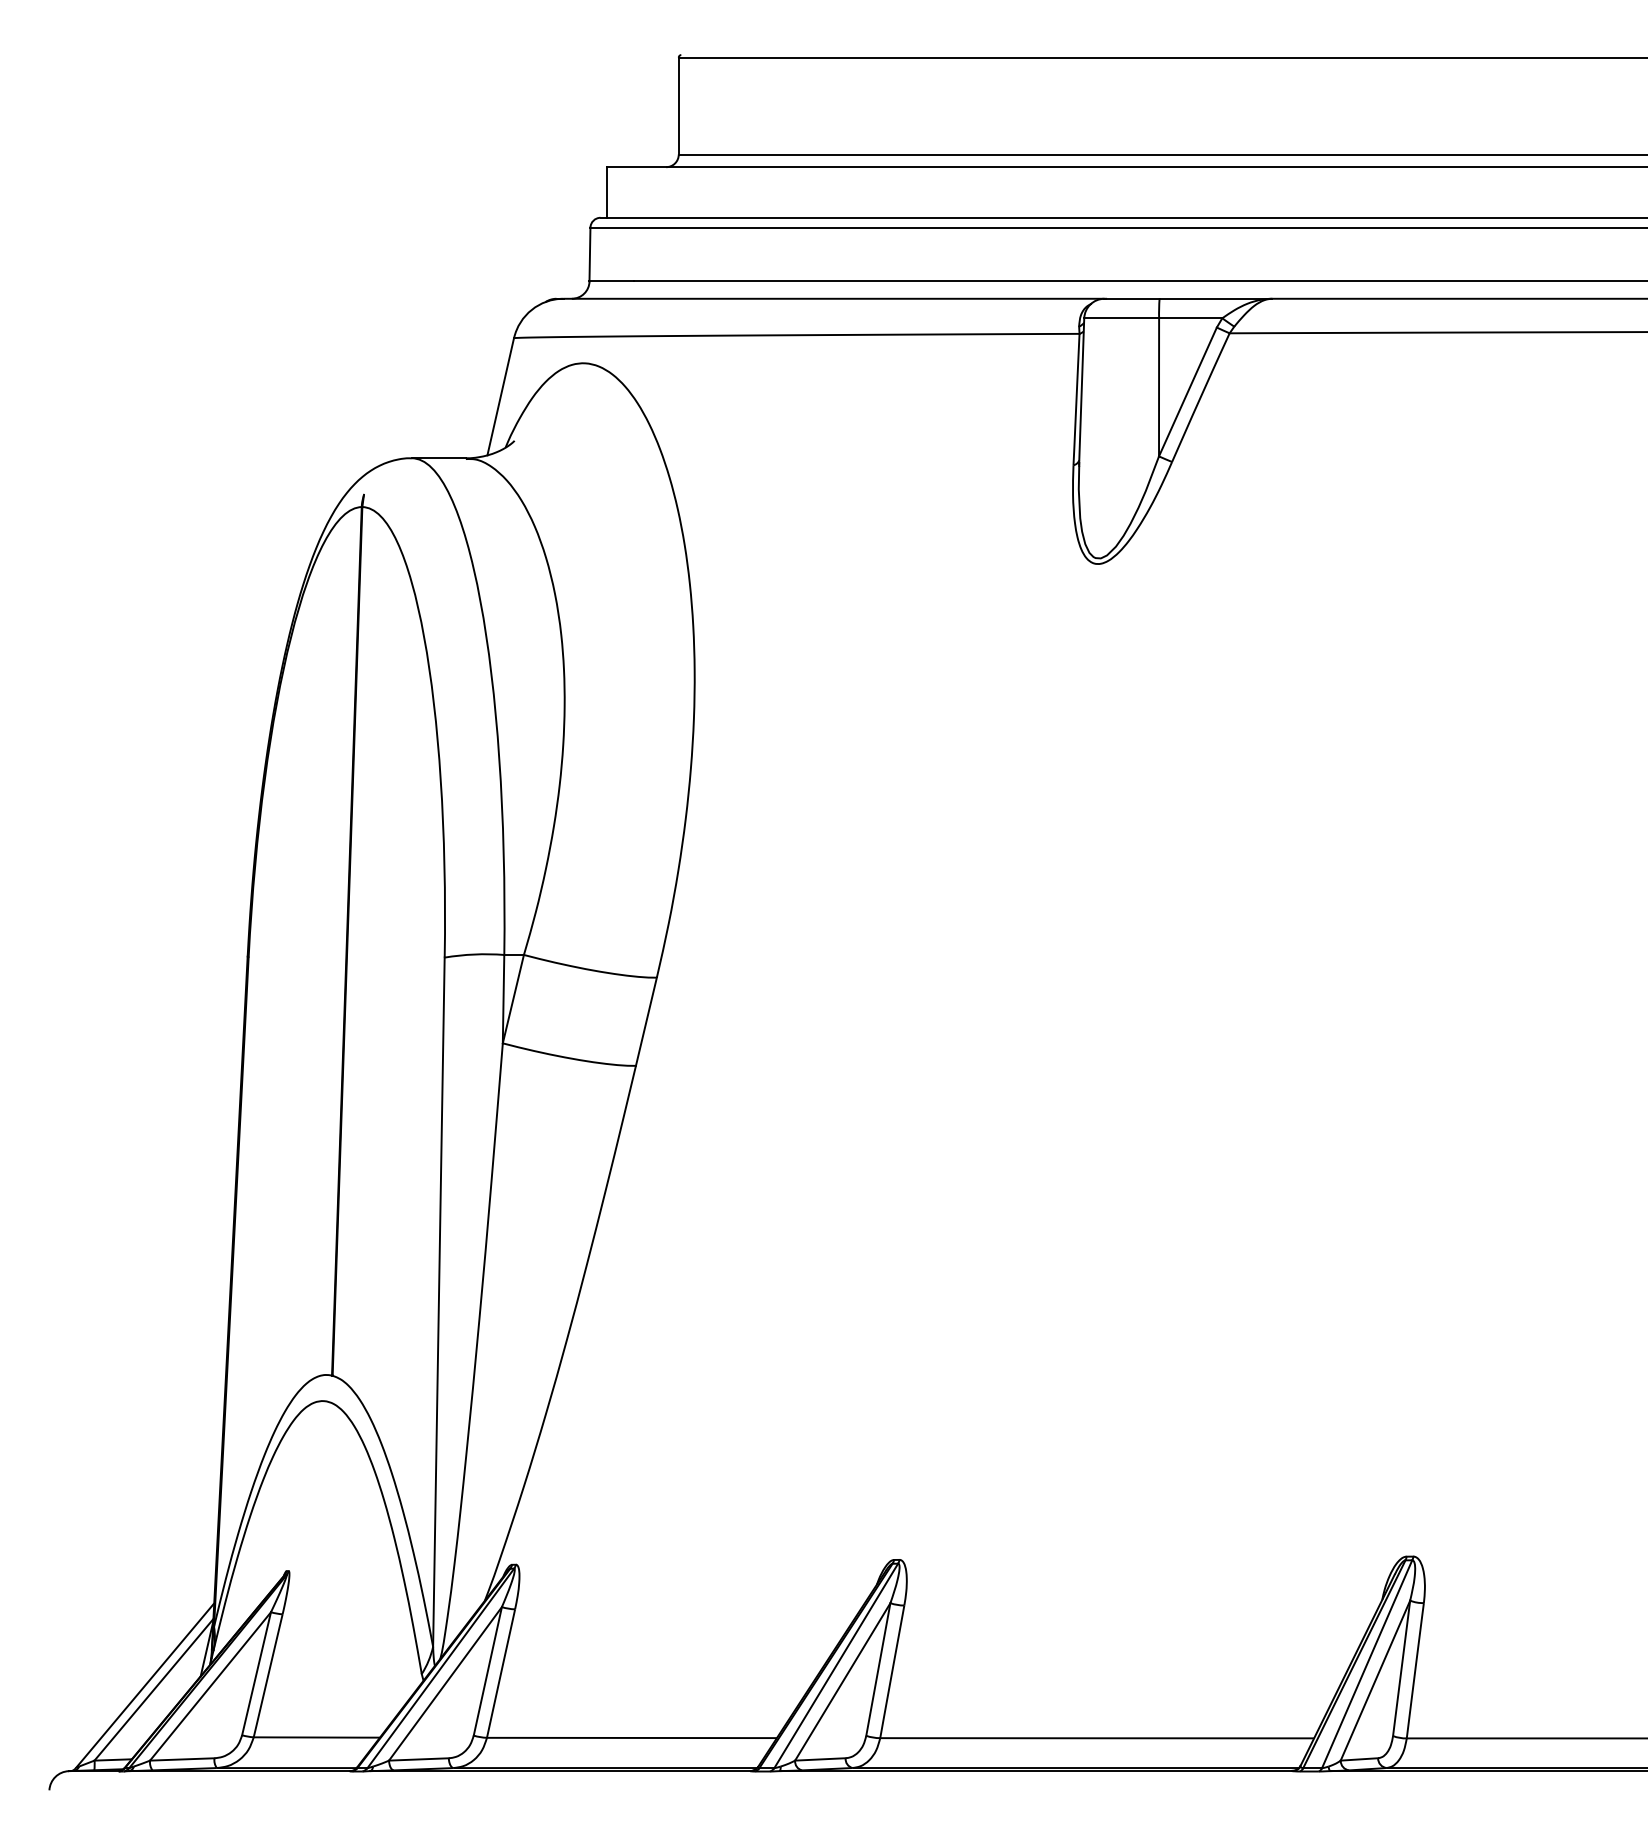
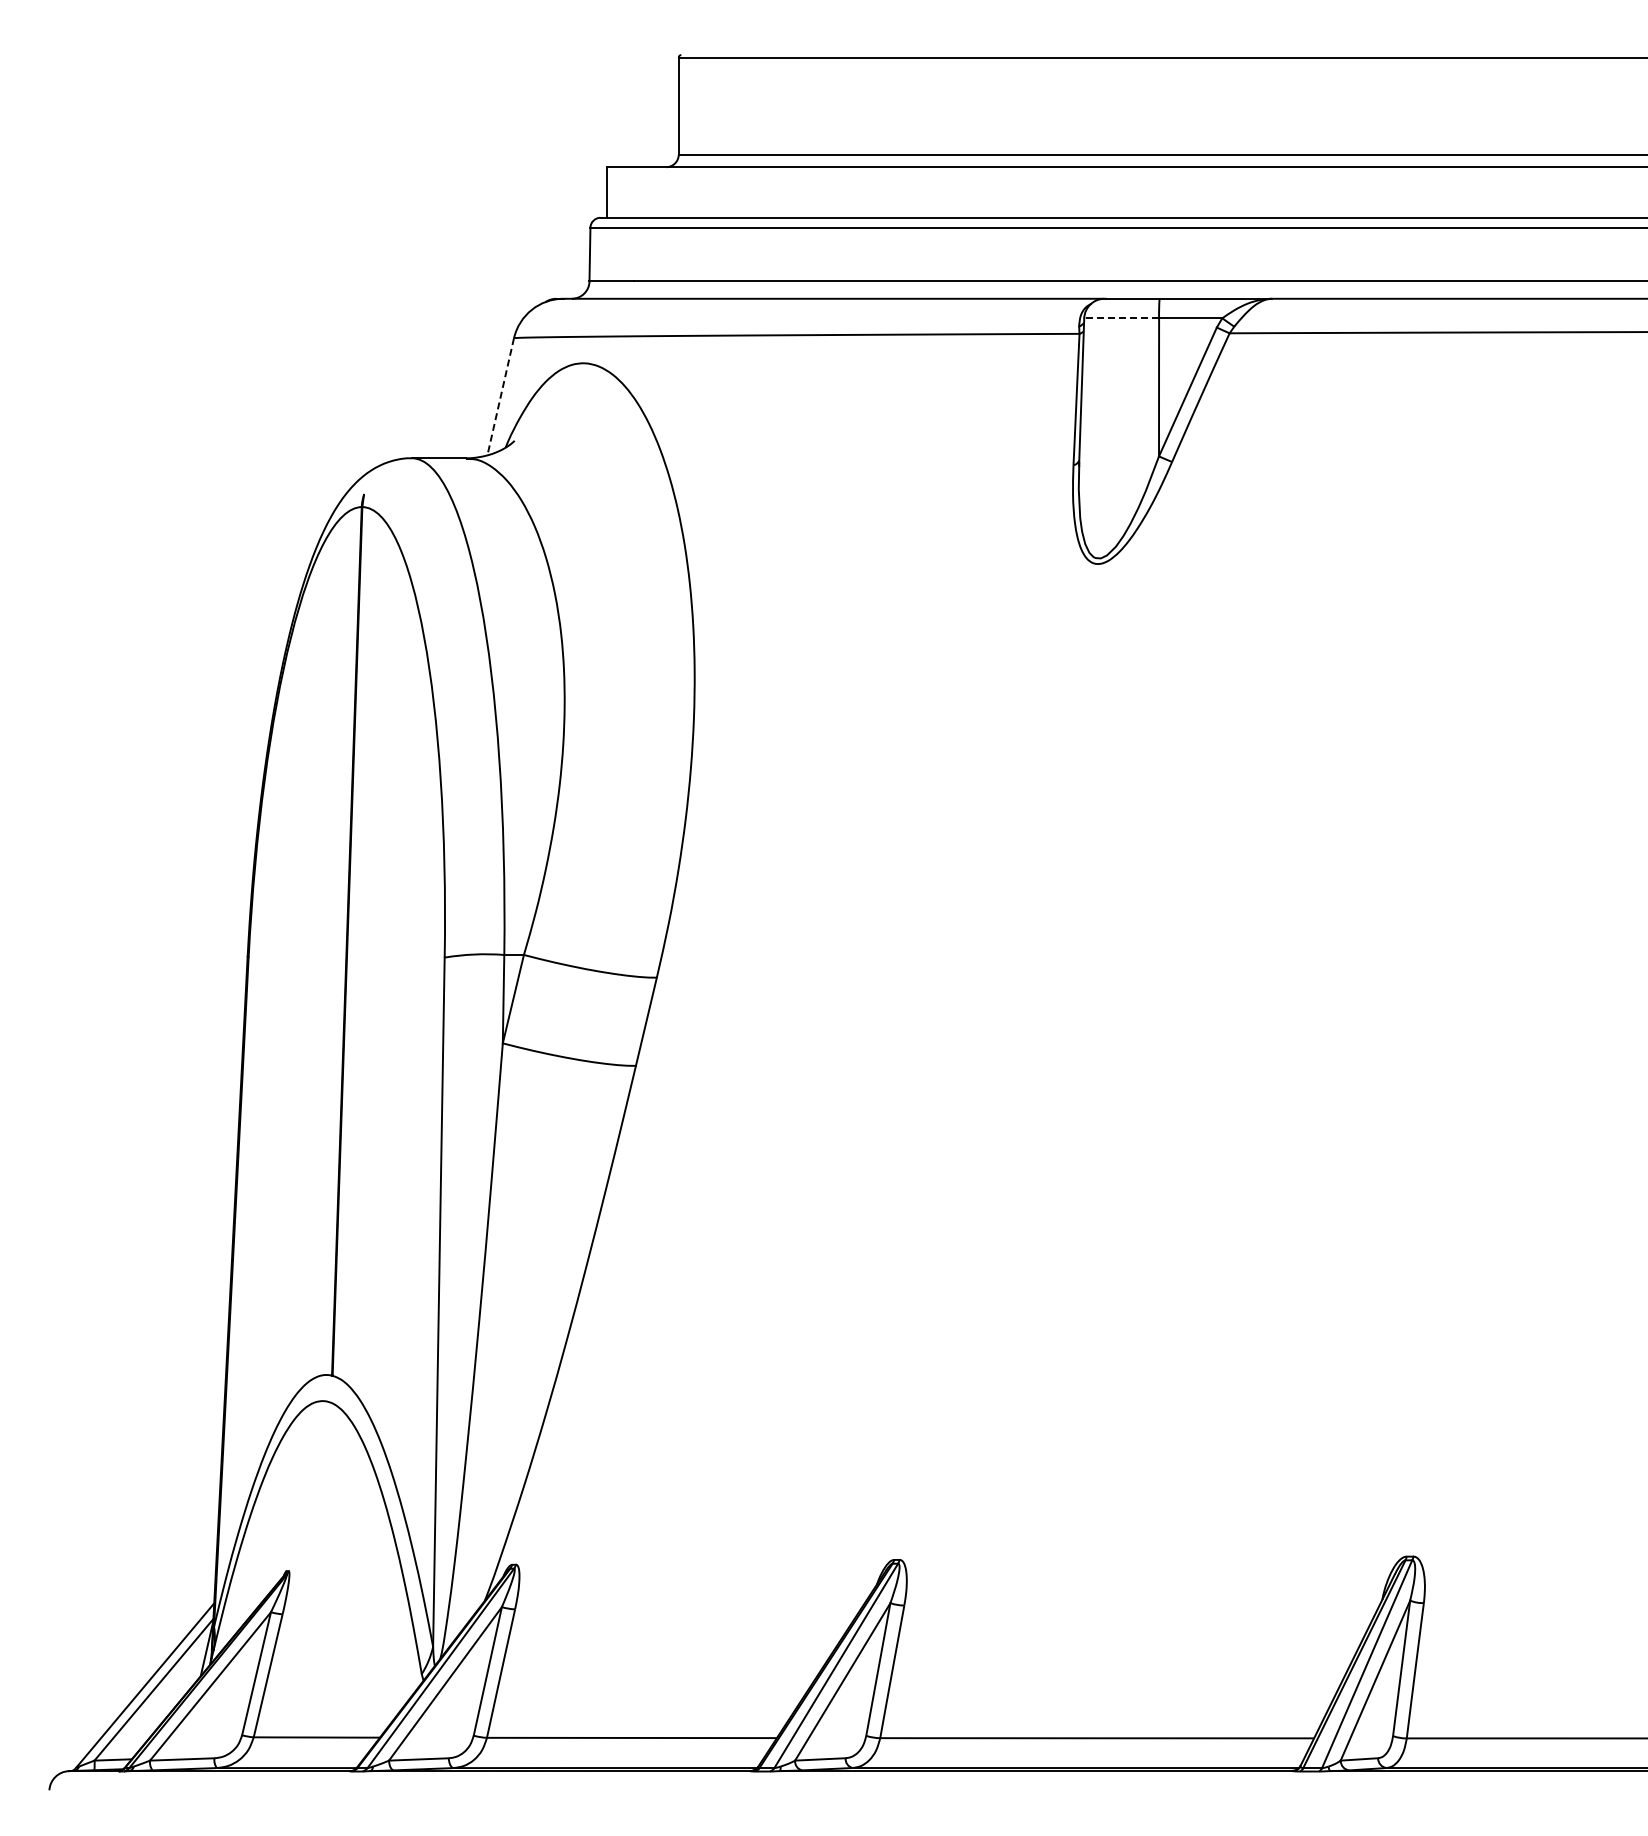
line: solid -> dashed (1121, 318)
line: solid -> dashed (500, 397)
